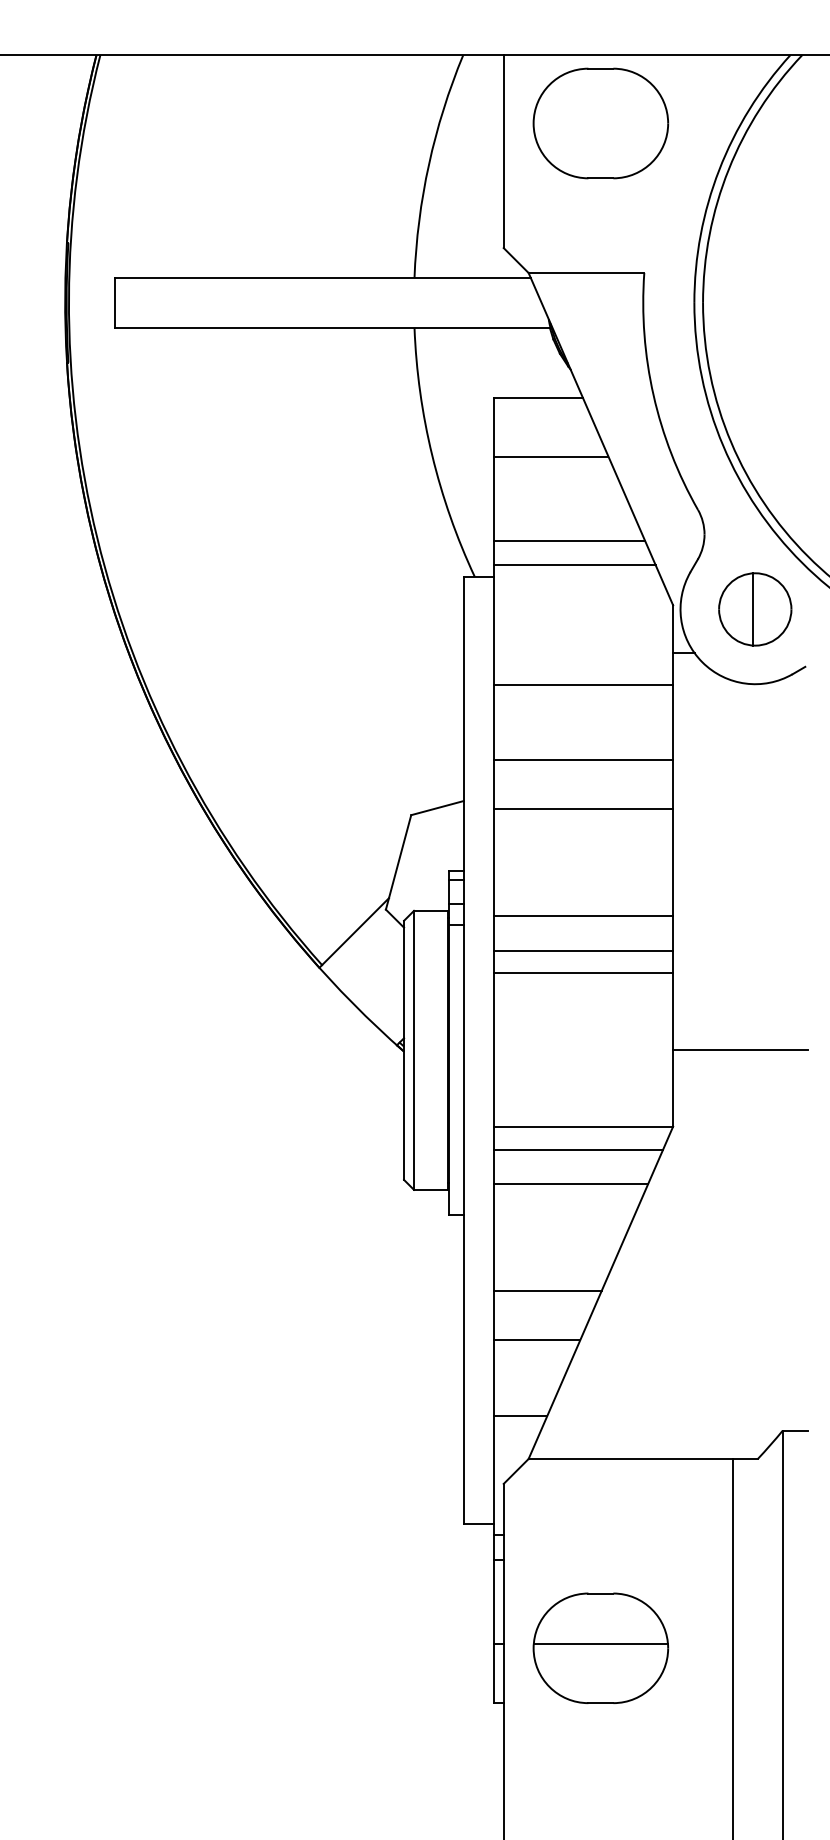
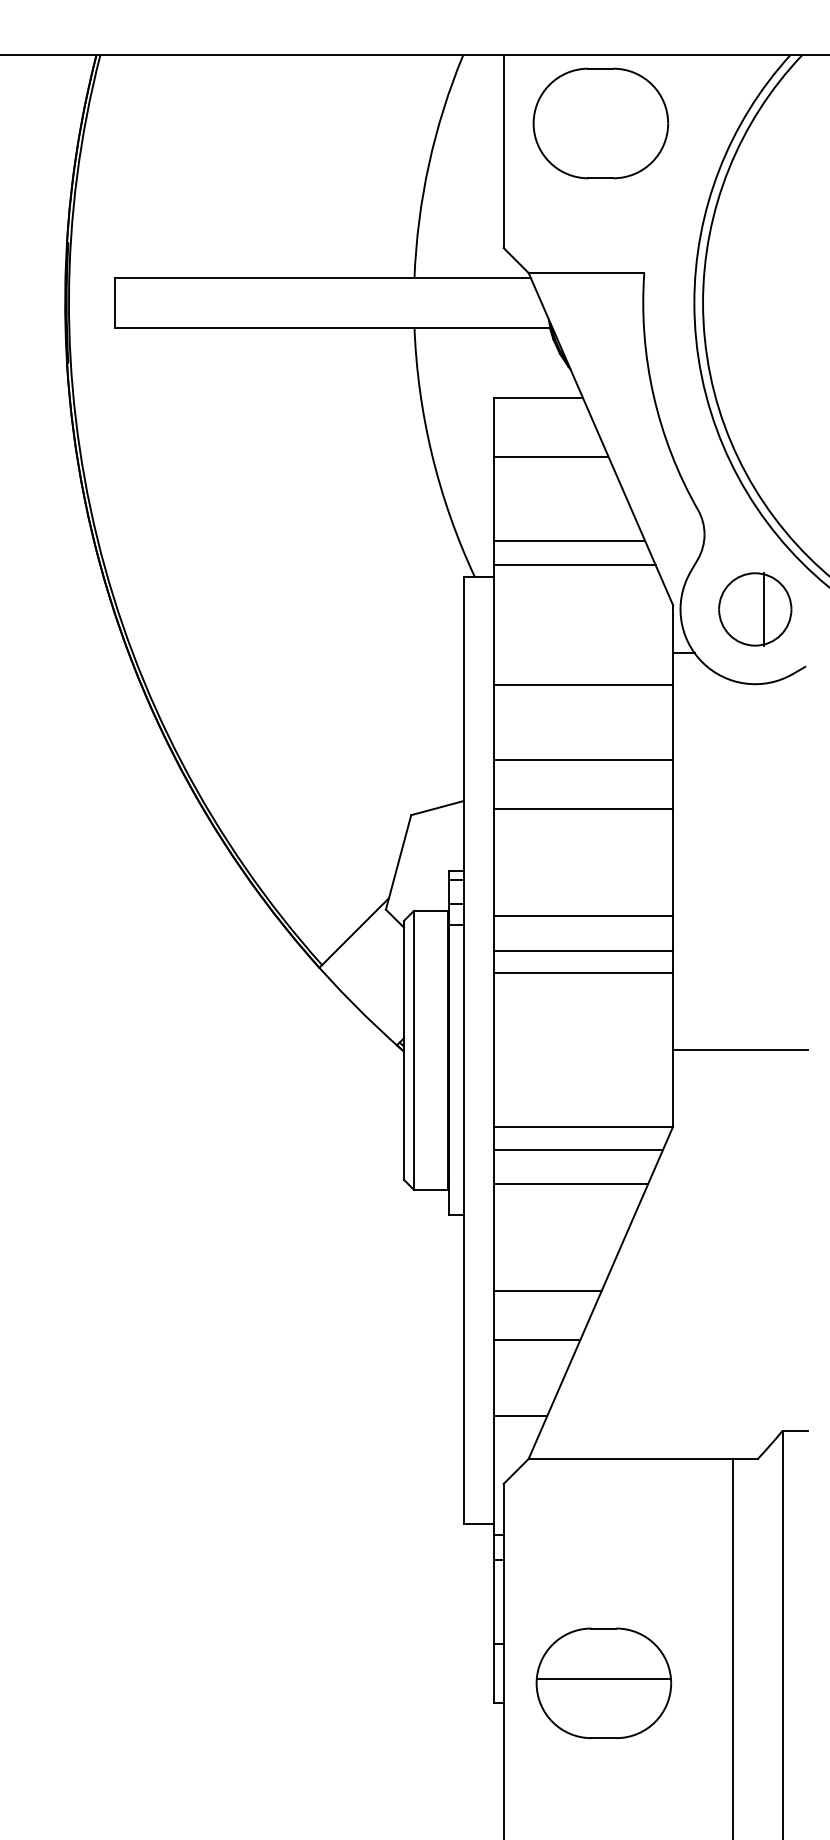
line position: (752, 609) -> (763, 609) (763, 609)
part position: (600, 1647) -> (603, 1682) (603, 1682)
